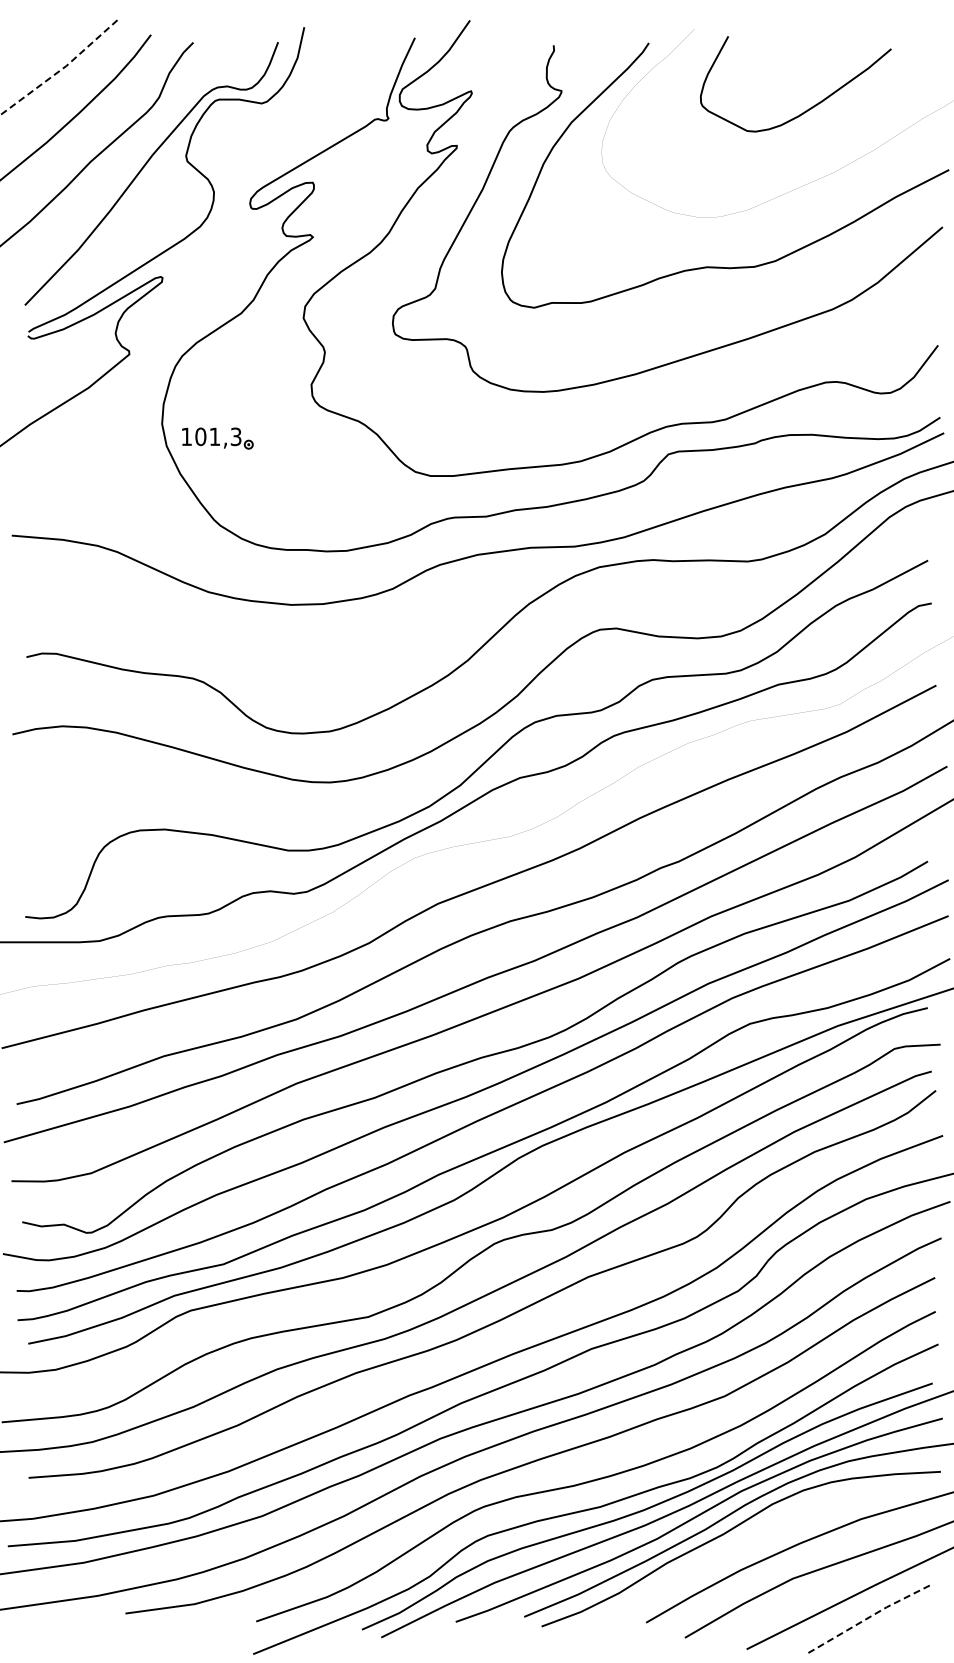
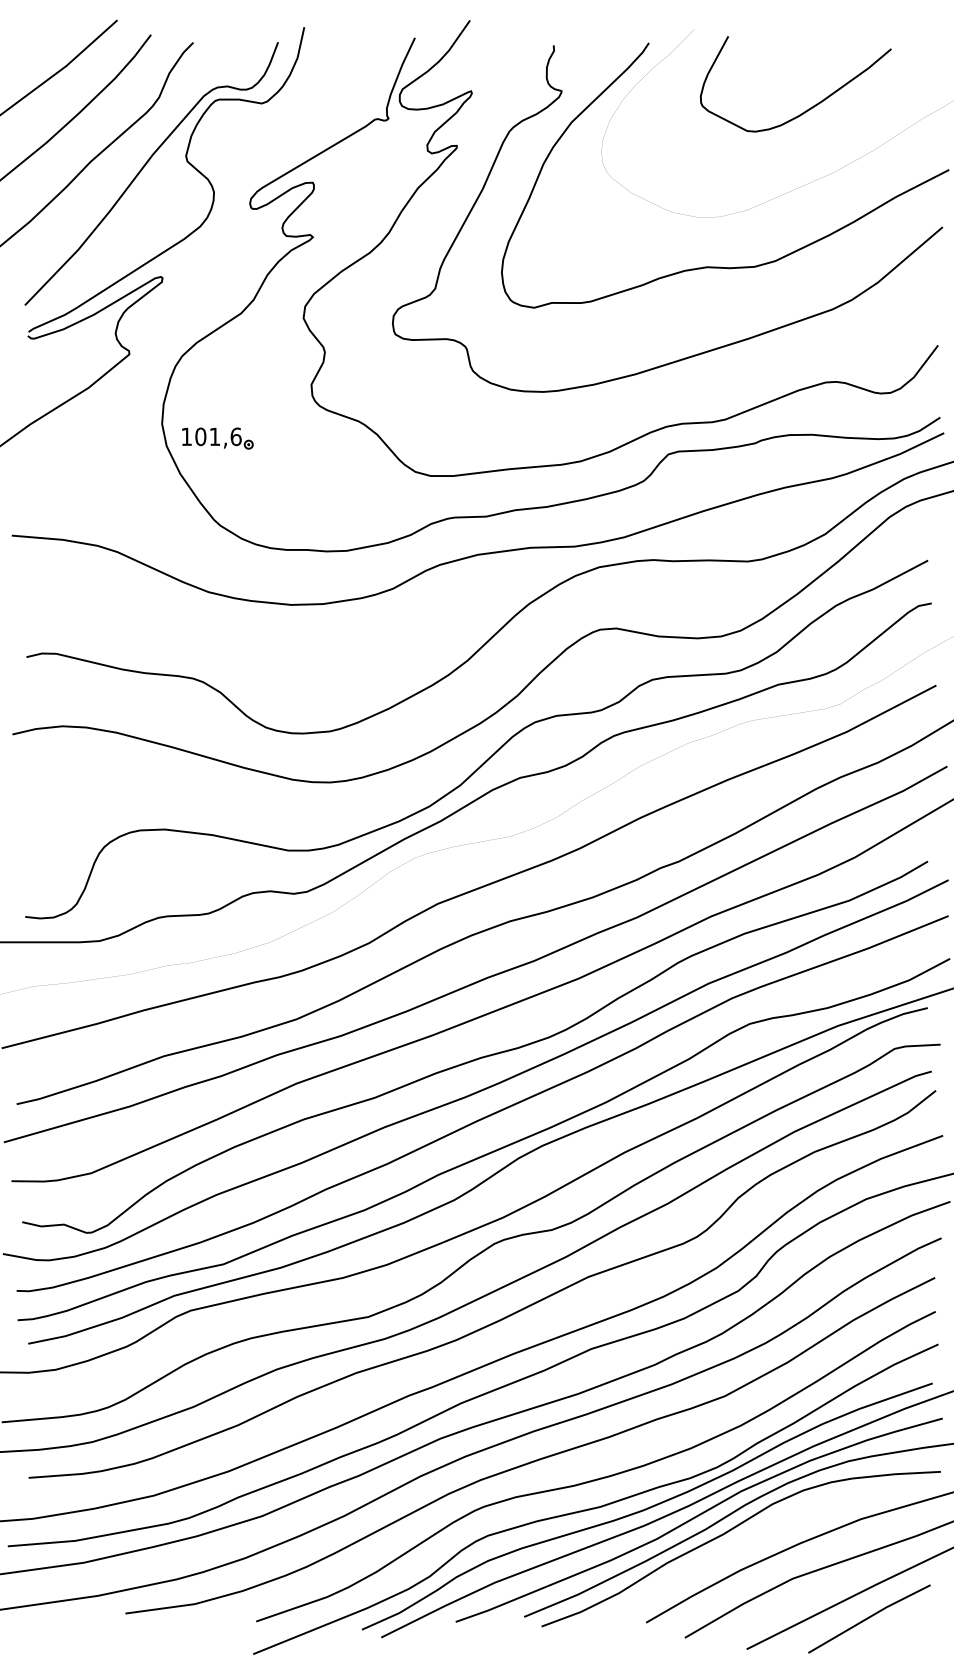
line: dashed -> solid (60, 70)
text: 101,3 -> 101,6 (235, 436)
line: dashed -> solid (869, 1617)
